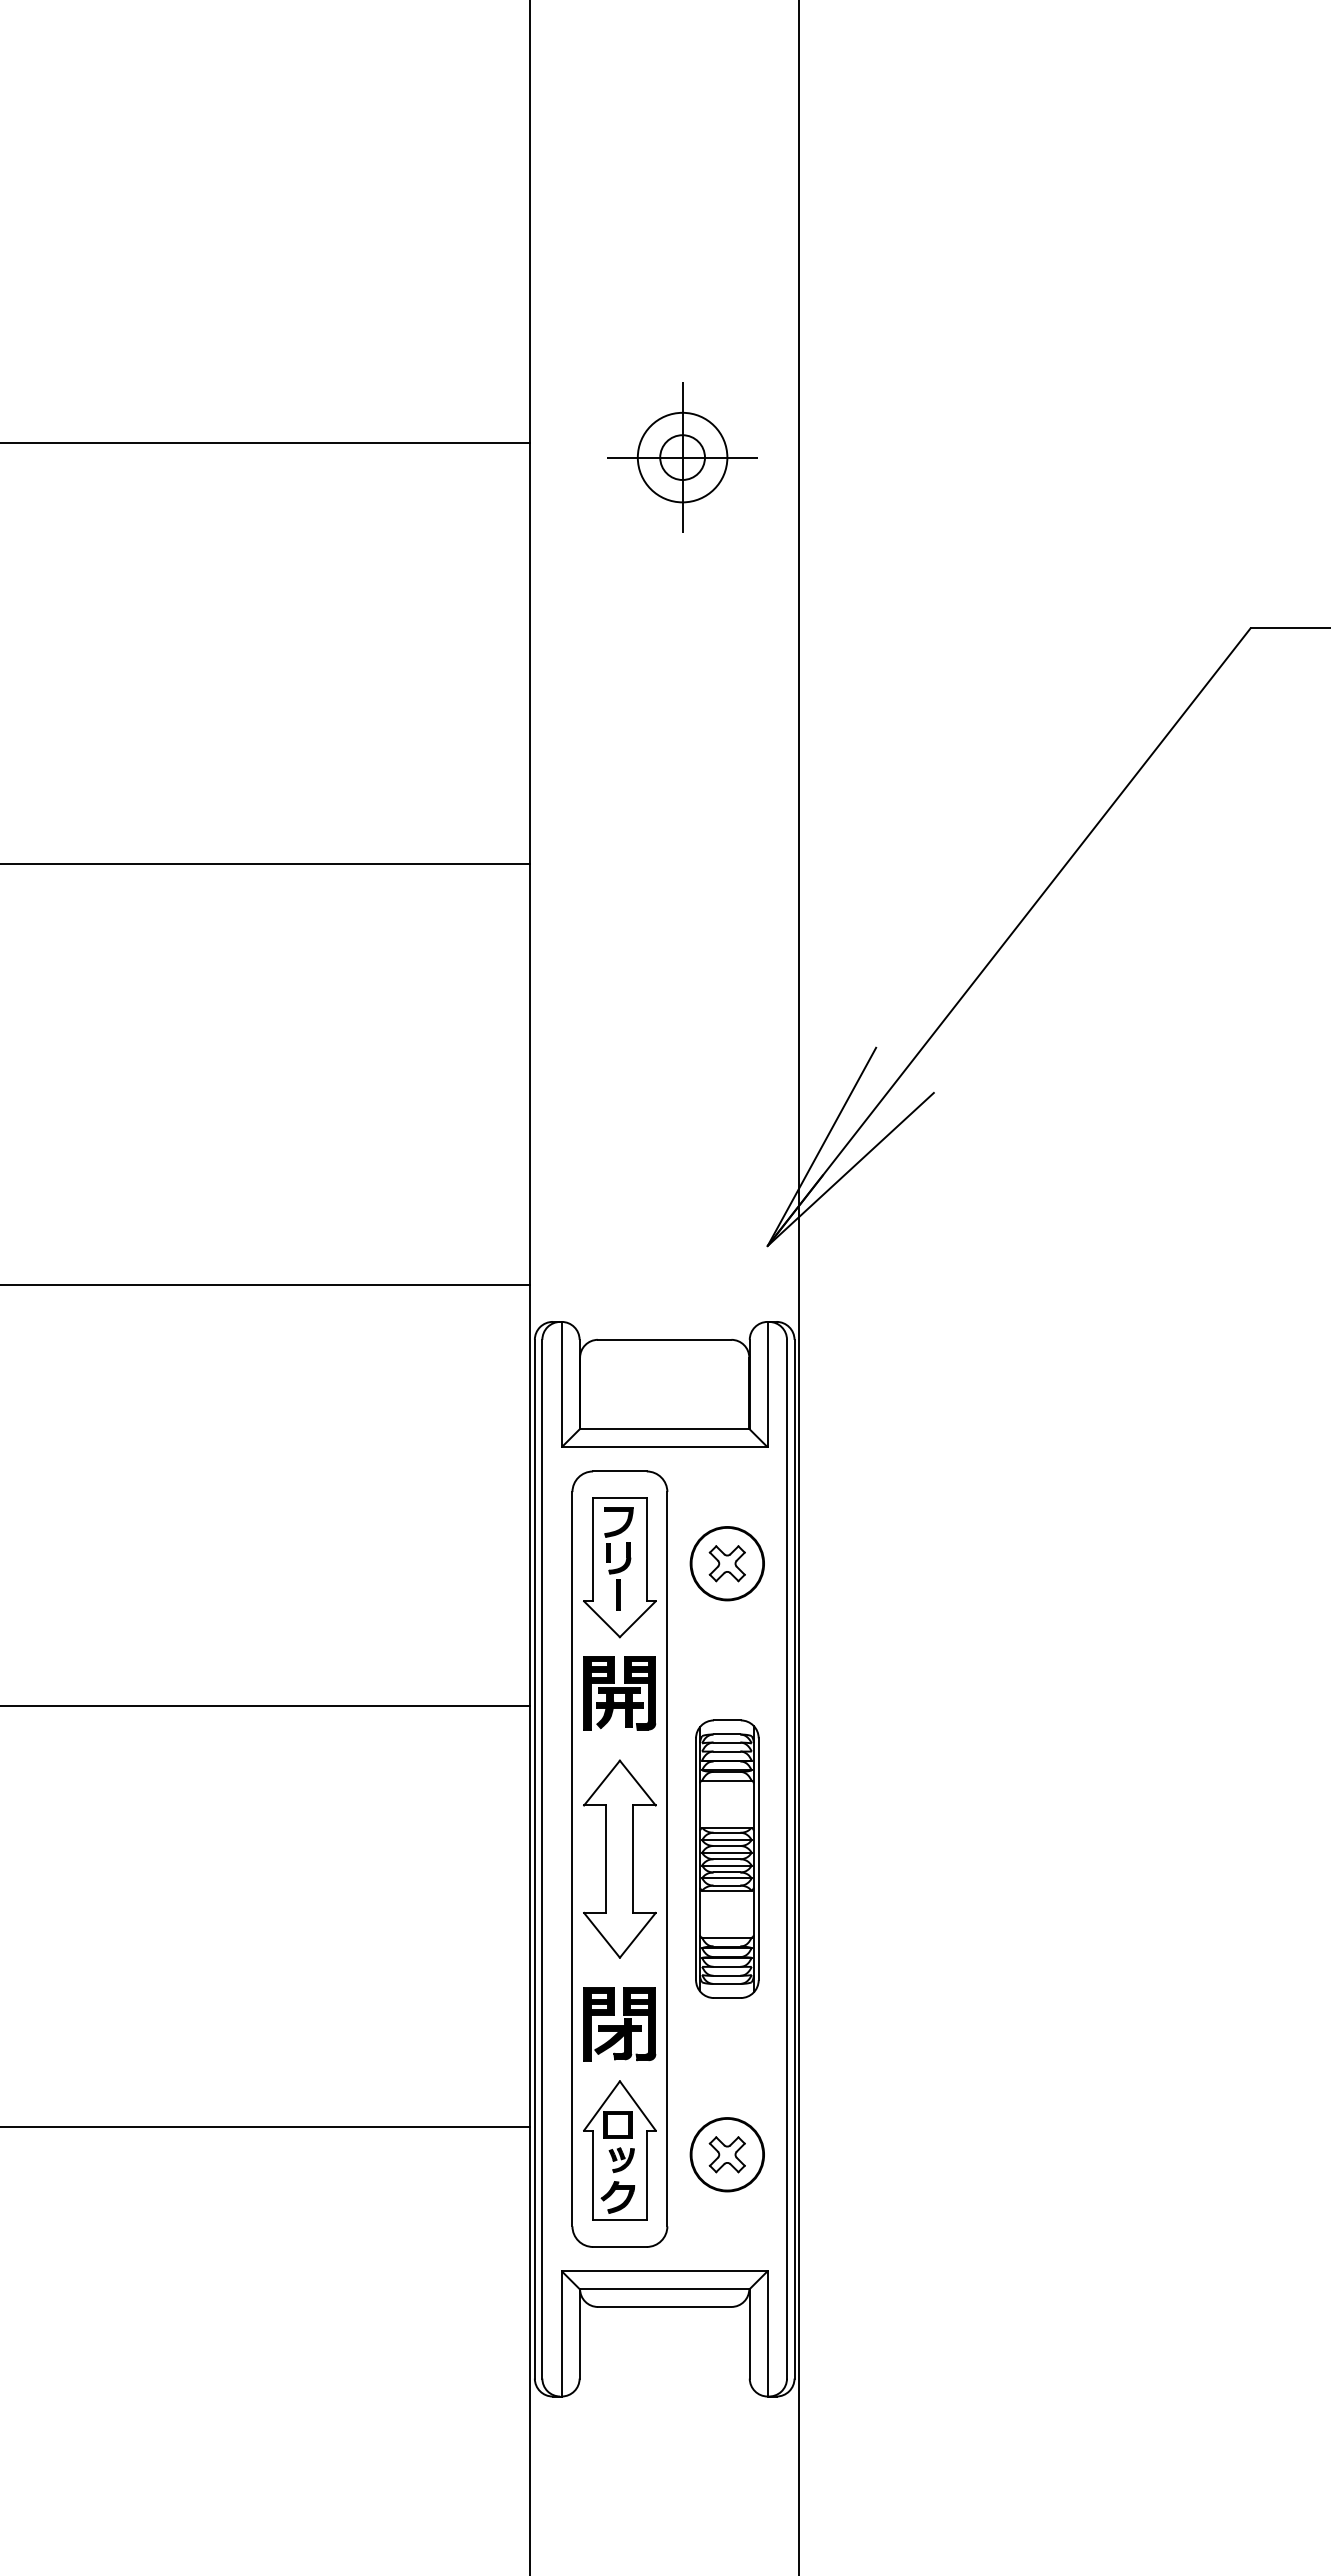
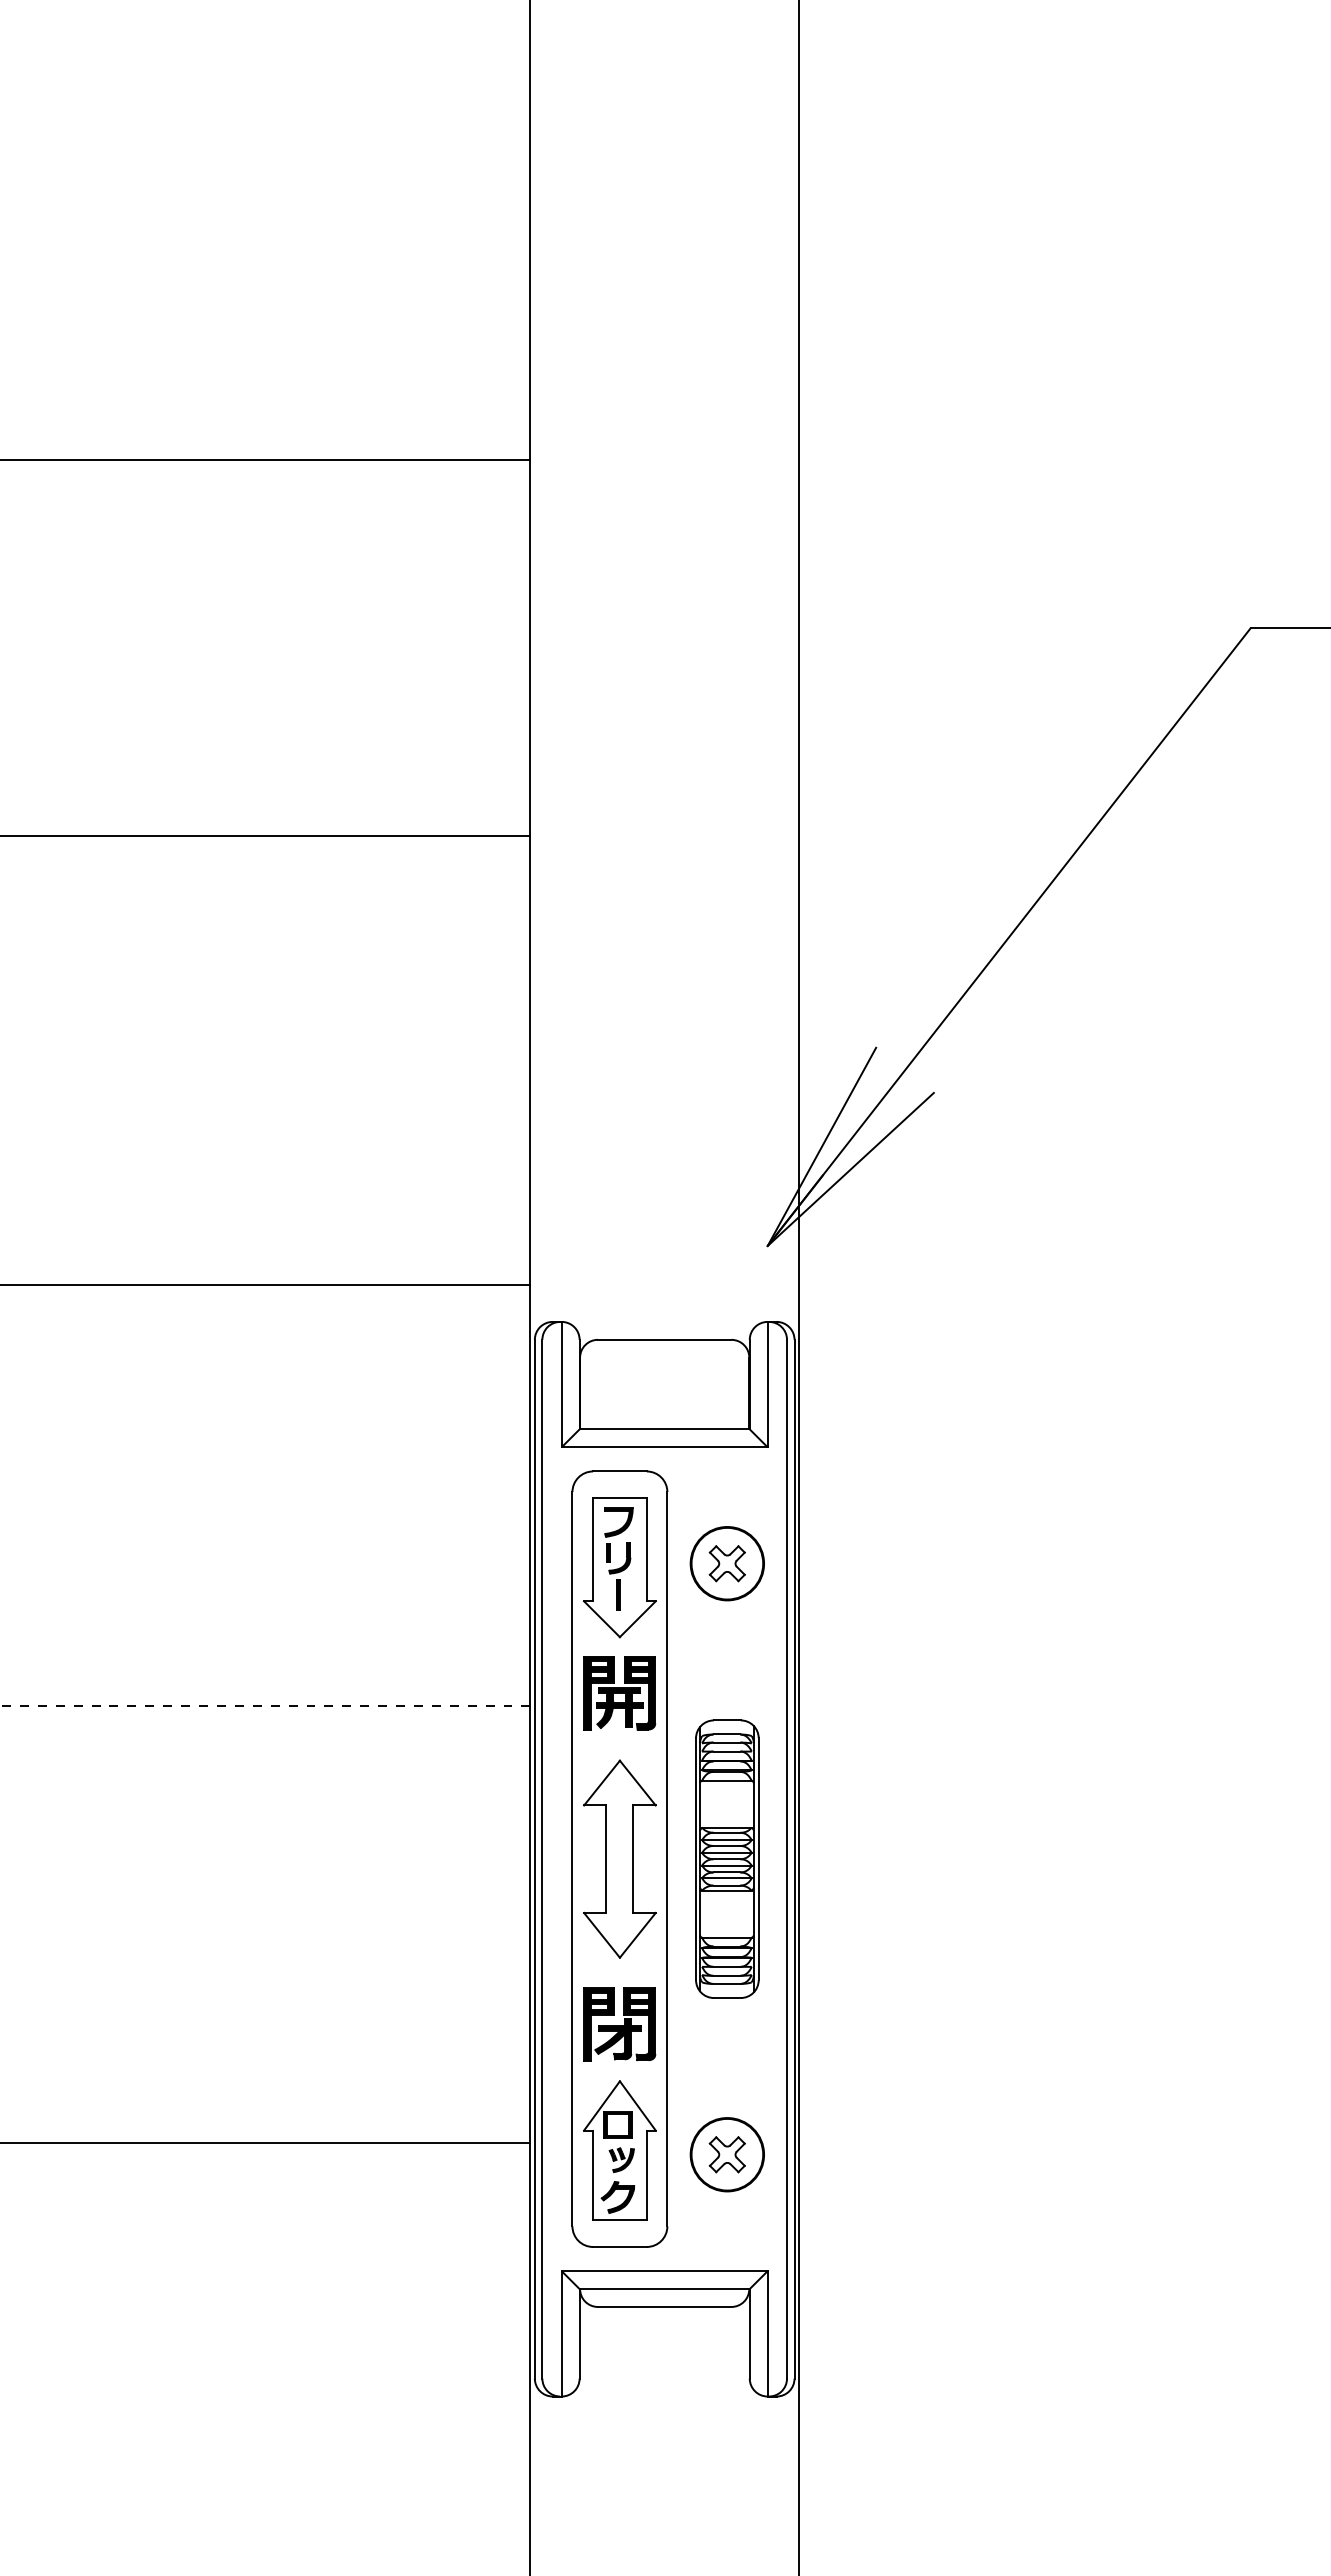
line position: (266, 443) -> (266, 460) (266, 460)
part: present -> none (682, 457)
line position: (266, 864) -> (266, 836) (266, 836)
line: solid -> dashed (265, 1705)
line position: (266, 2126) -> (266, 2142) (266, 2142)
